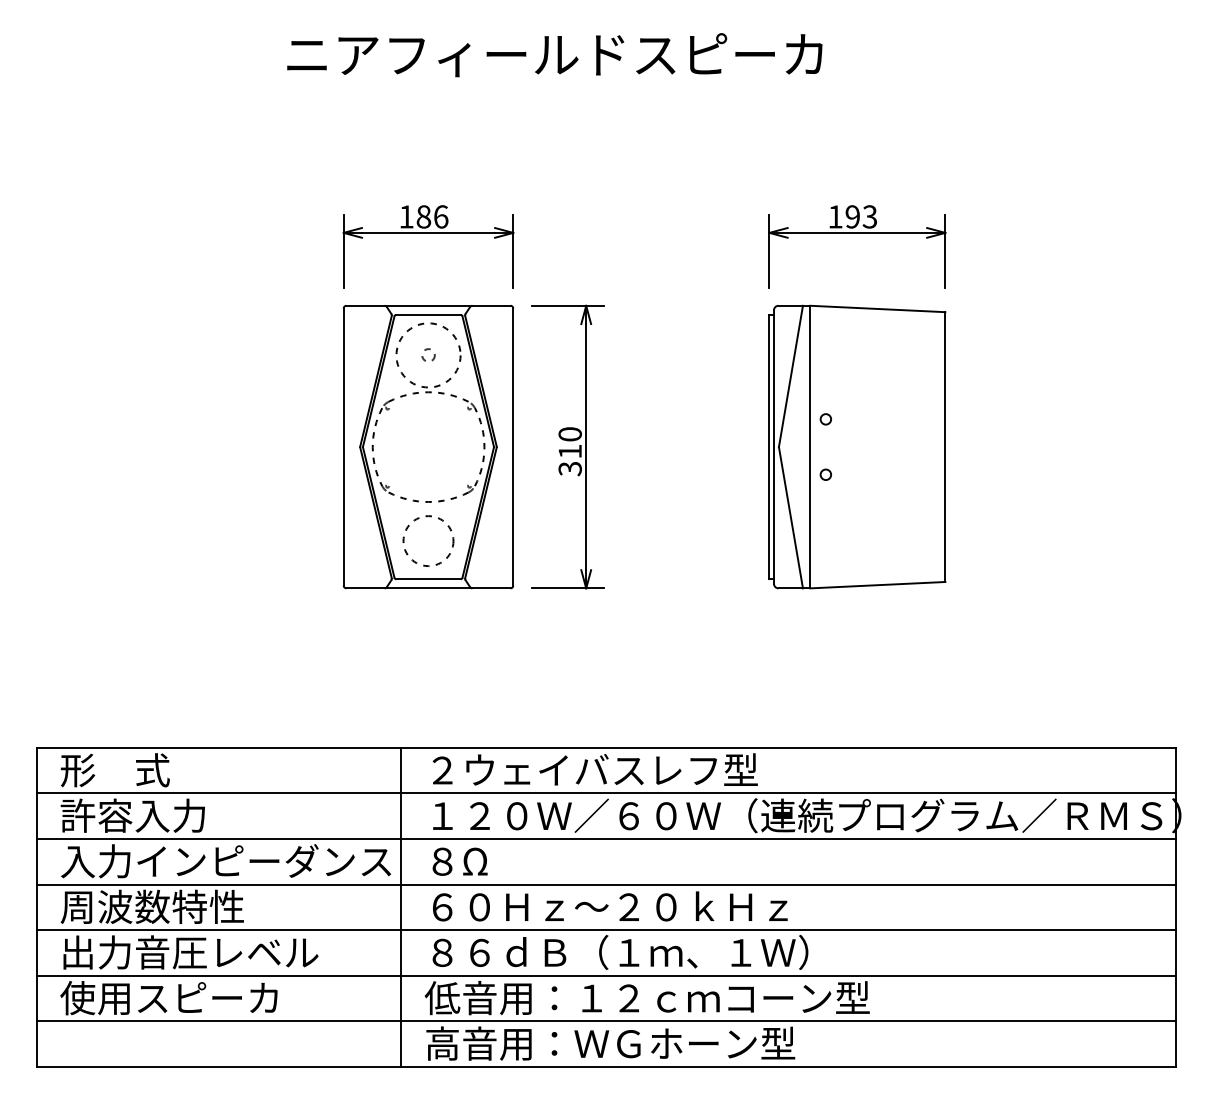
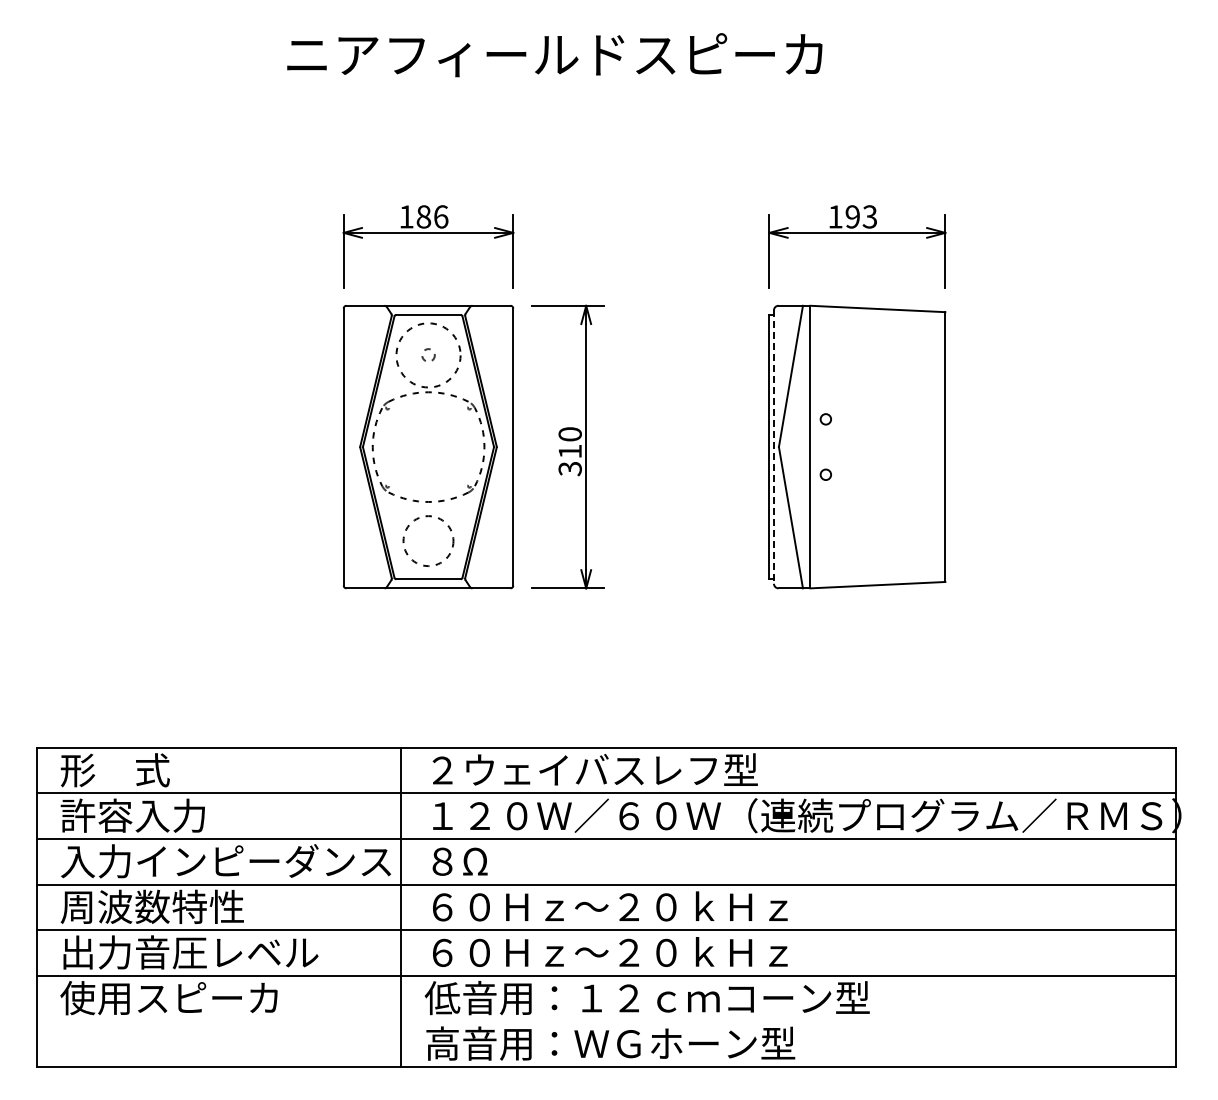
line: solid -> dashed (773, 447)
text: ８６ｄＢ（１ｍ、１Ｗ） -> ６０Ｈｚ～２０ｋＨｚ (620, 951)
line: present -> none (605, 1021)
